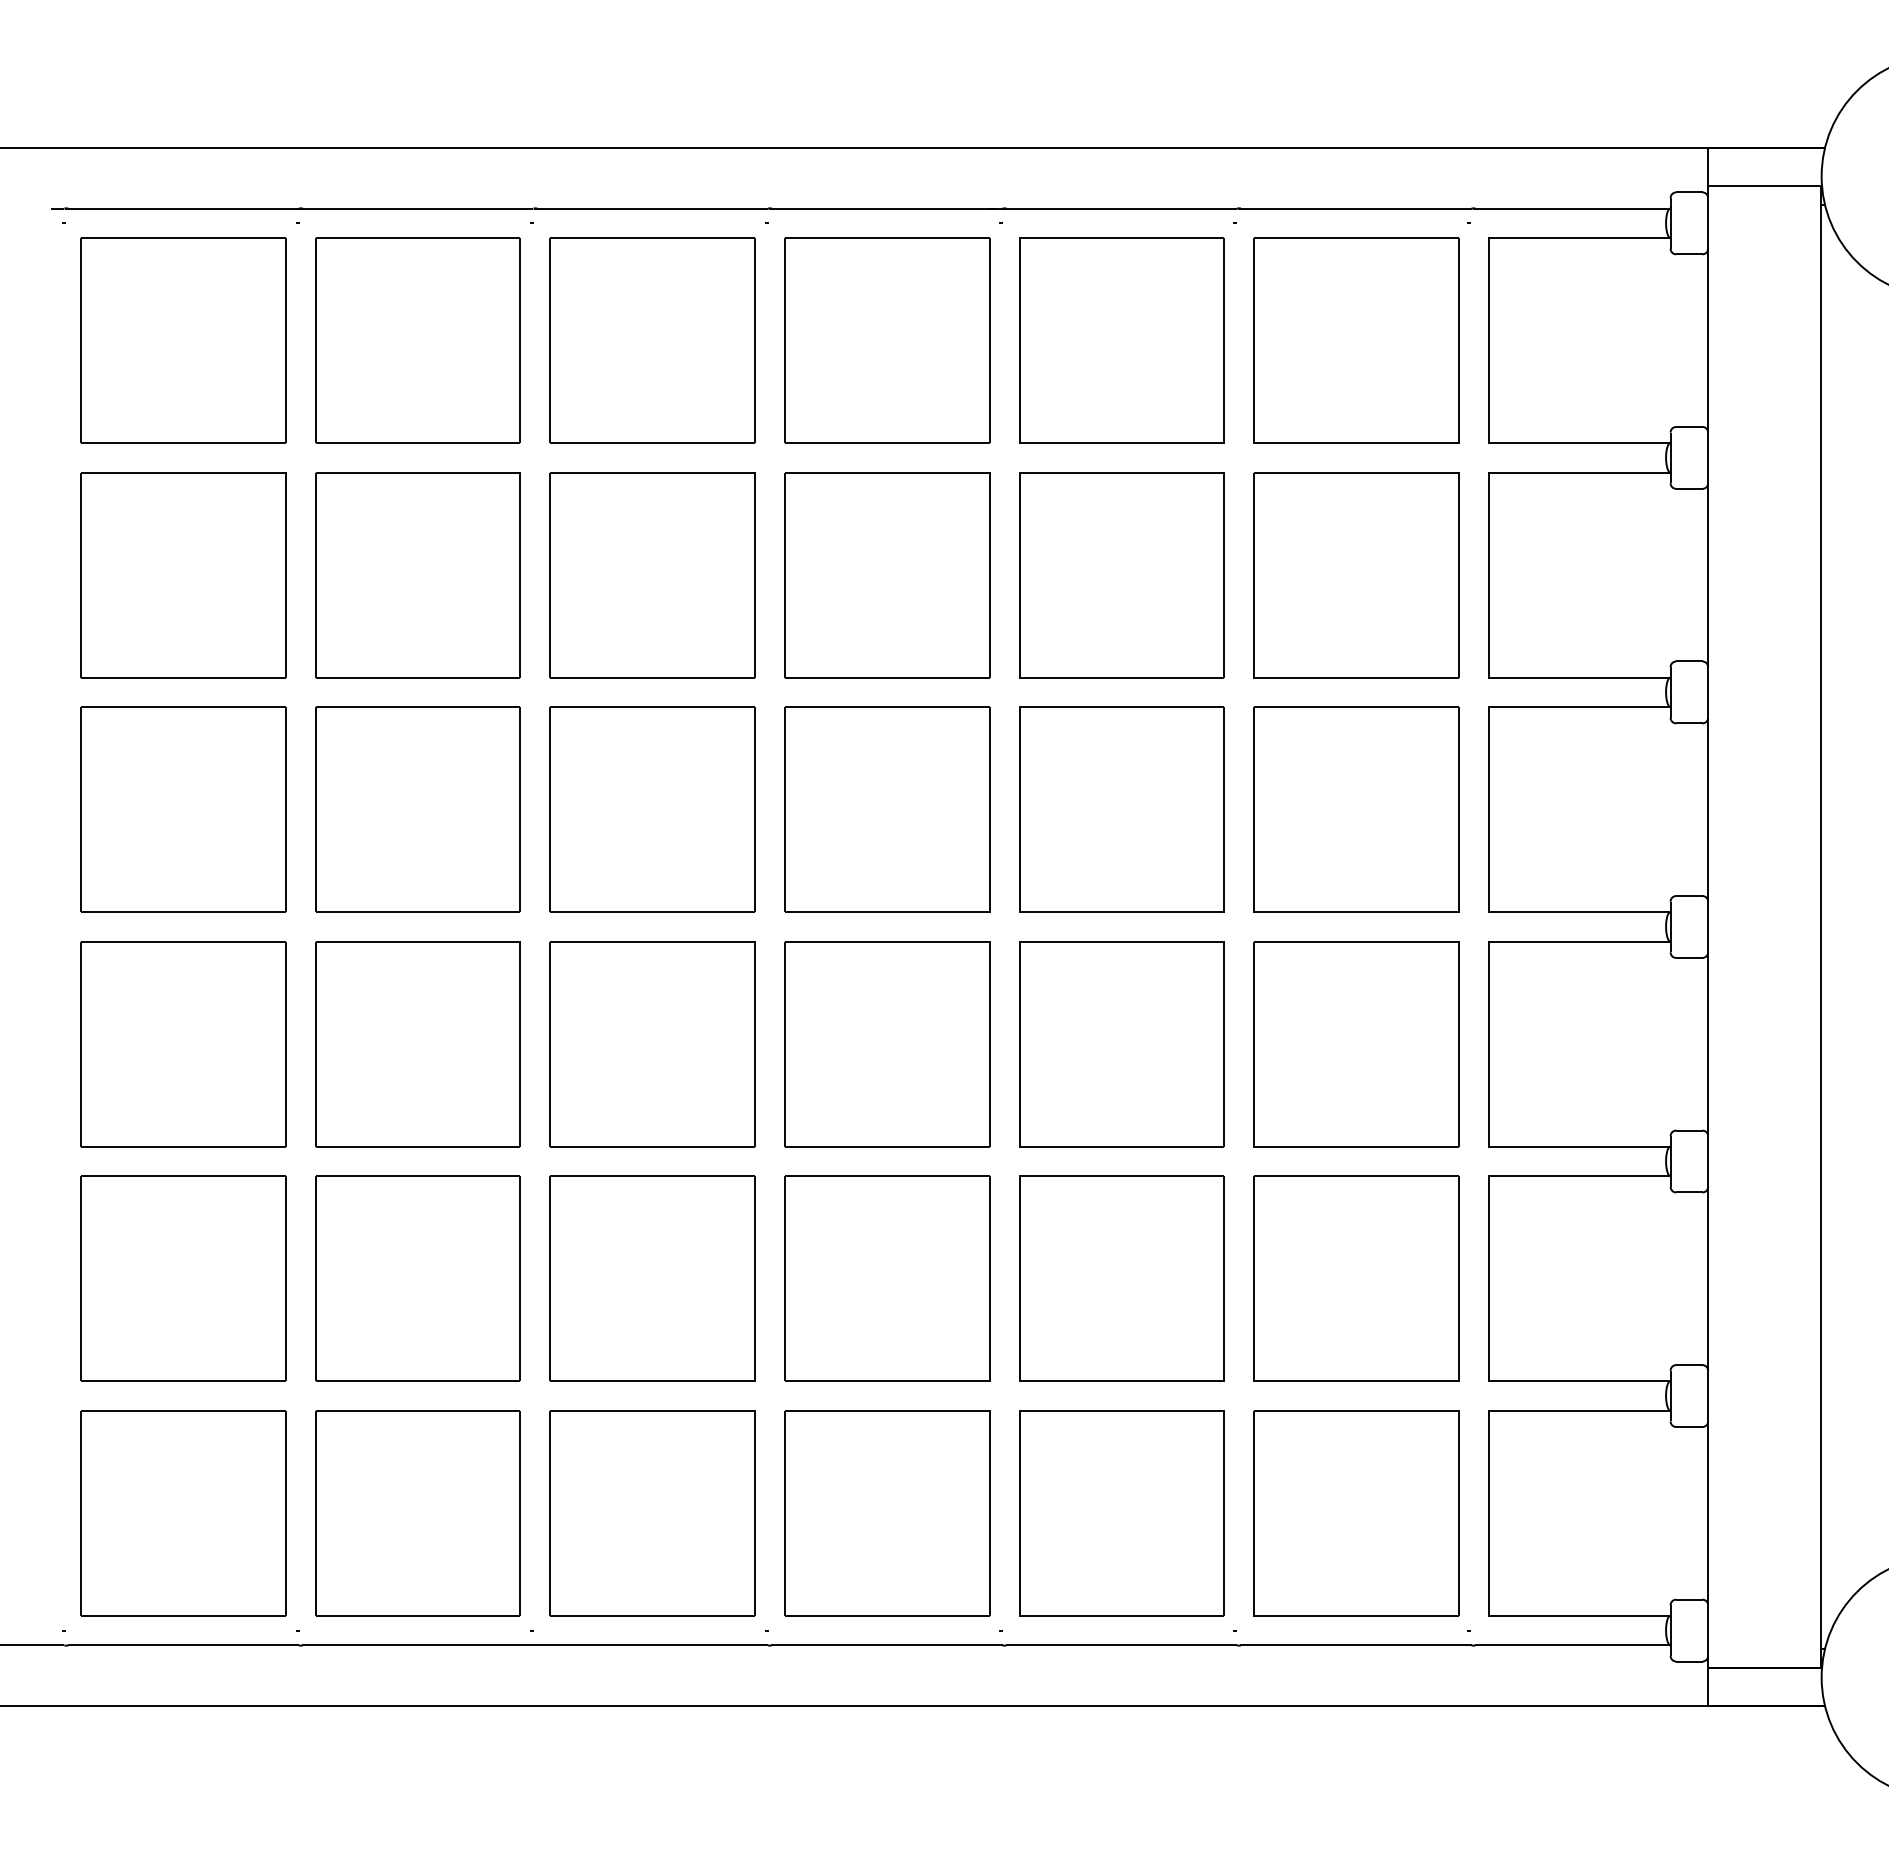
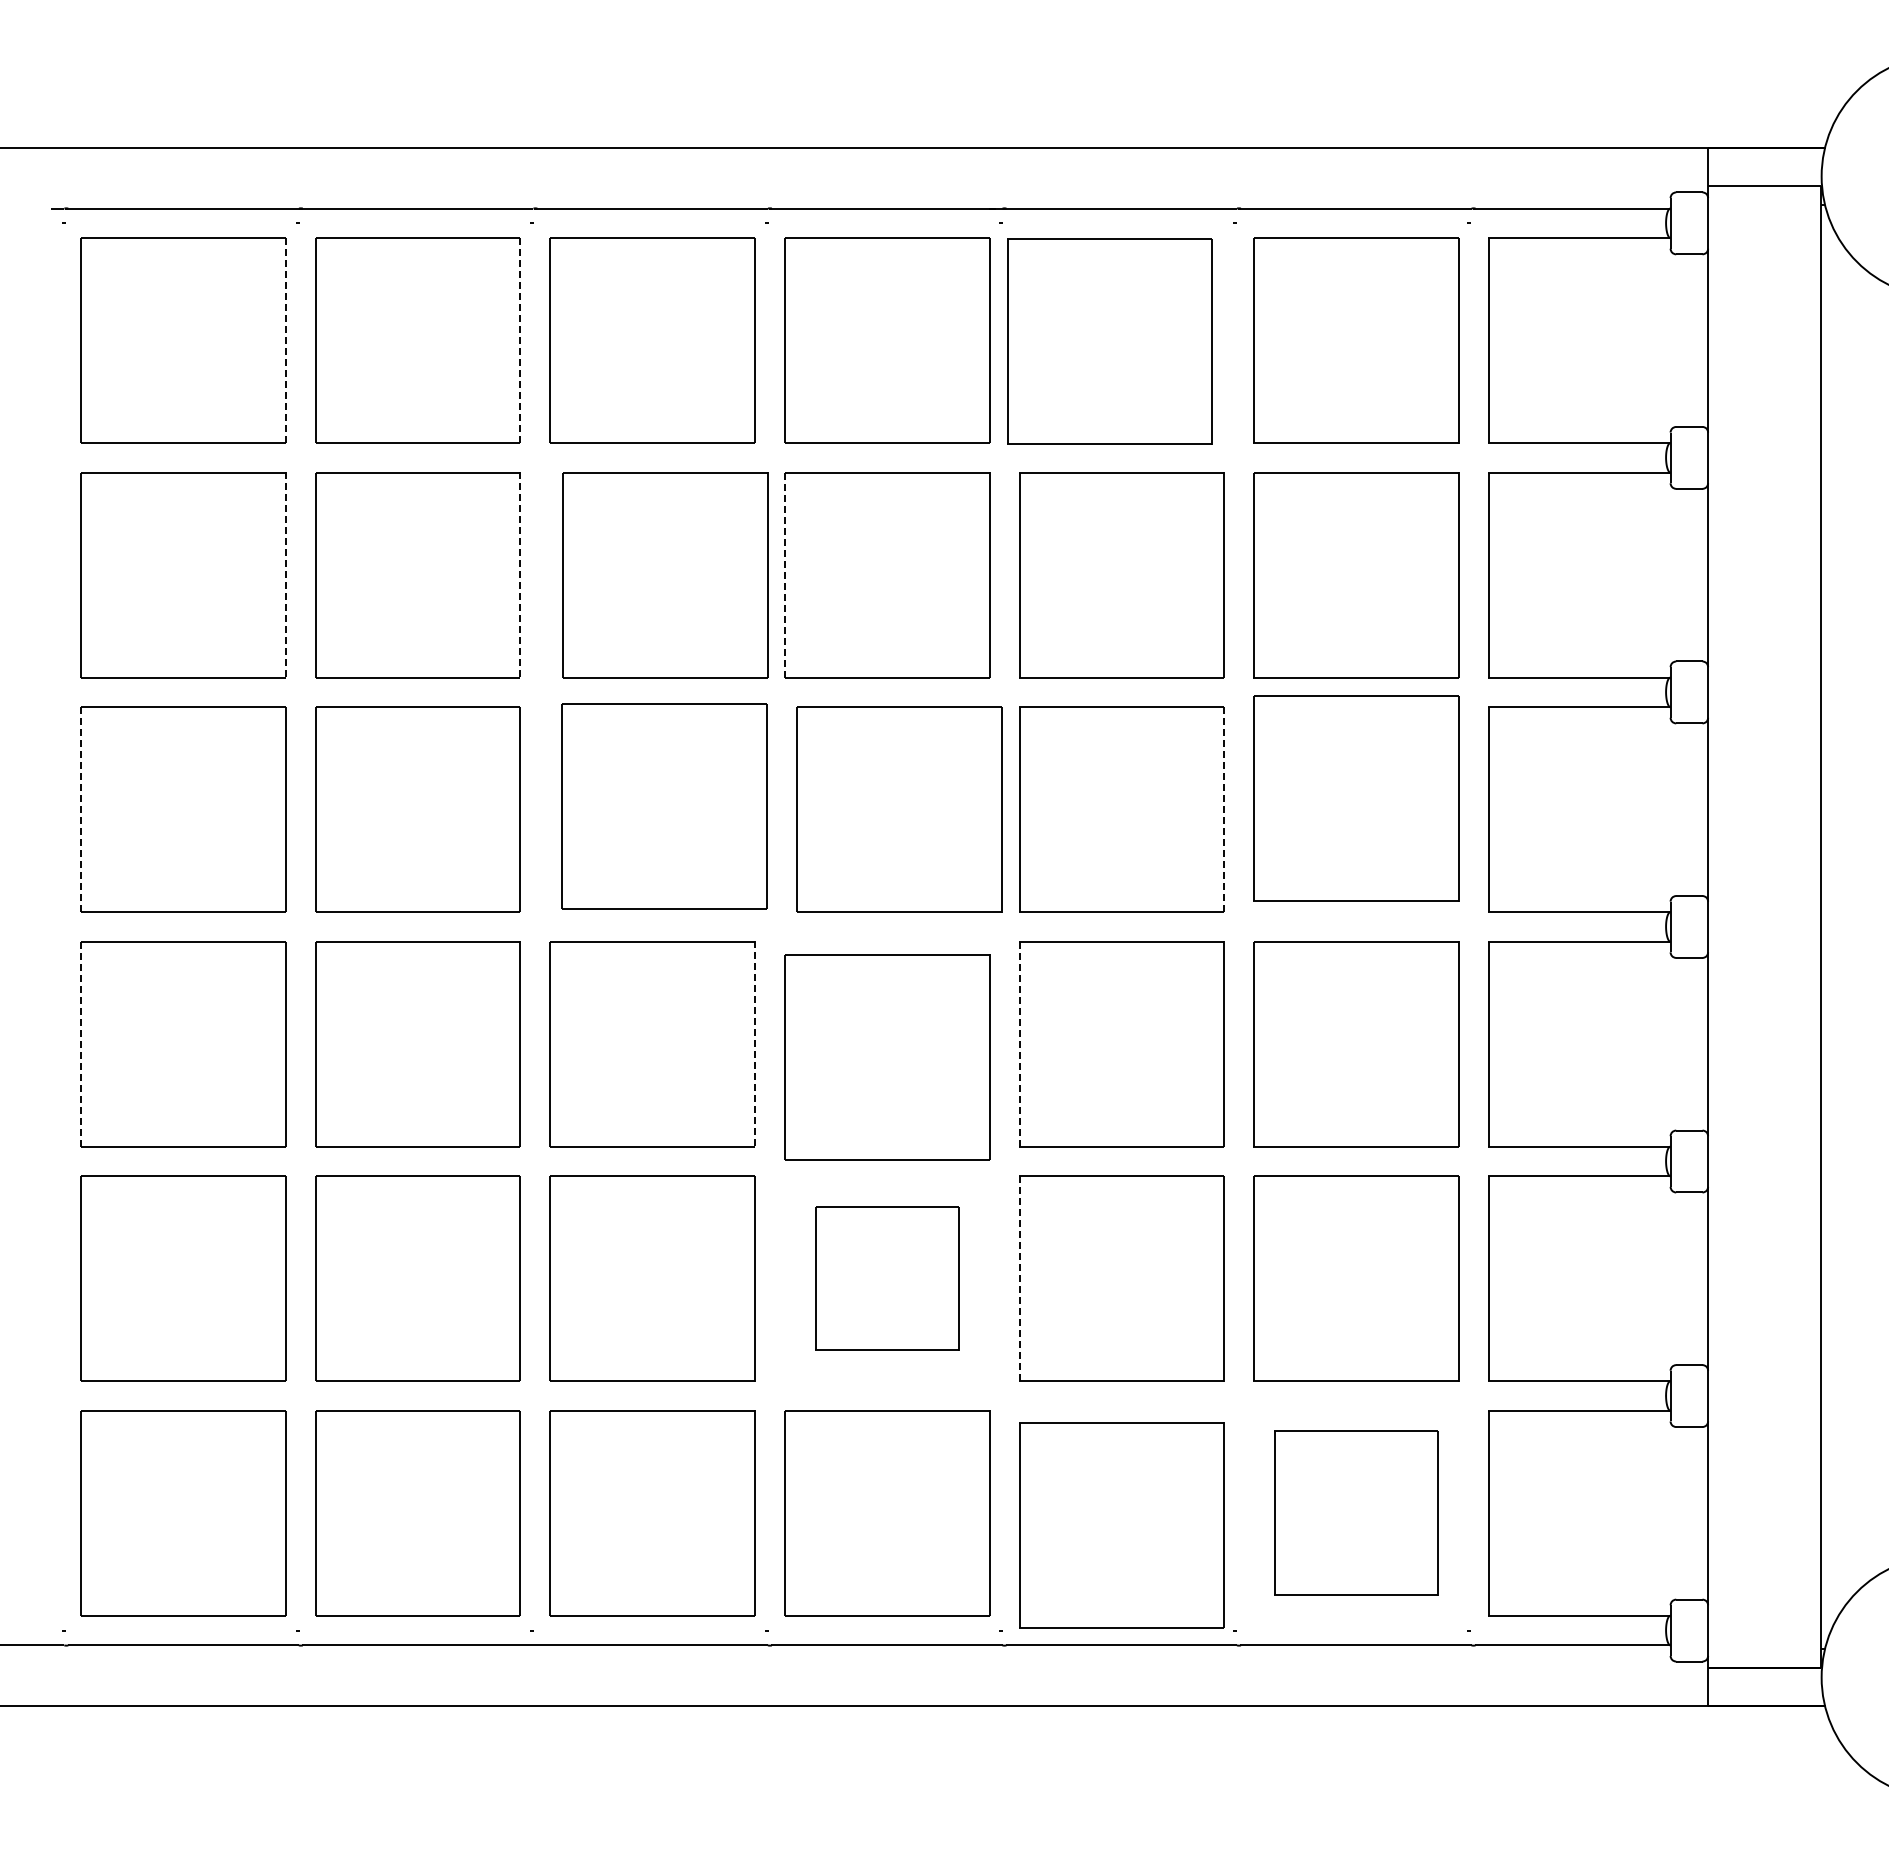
line: solid -> dashed (285, 340)
line: solid -> dashed (520, 340)
part position: (1121, 340) -> (1109, 341) (1109, 341)
line: solid -> dashed (285, 575)
line: solid -> dashed (520, 575)
part position: (652, 575) -> (665, 575) (665, 575)
line: solid -> dashed (784, 575)
part position: (652, 809) -> (664, 806) (664, 806)
part position: (887, 809) -> (899, 809) (899, 809)
line: solid -> dashed (1224, 809)
part position: (1356, 809) -> (1356, 798) (1356, 798)
line: solid -> dashed (81, 810)
line: solid -> dashed (81, 1044)
line: solid -> dashed (754, 1044)
part position: (887, 1044) -> (887, 1057) (887, 1057)
line: solid -> dashed (1019, 1044)
part size: 207x207 px -> 145x145 px (887, 1278)
line: solid -> dashed (1019, 1279)
part position: (1121, 1513) -> (1121, 1525) (1121, 1525)
part size: 207x207 px -> 165x166 px (1356, 1512)
